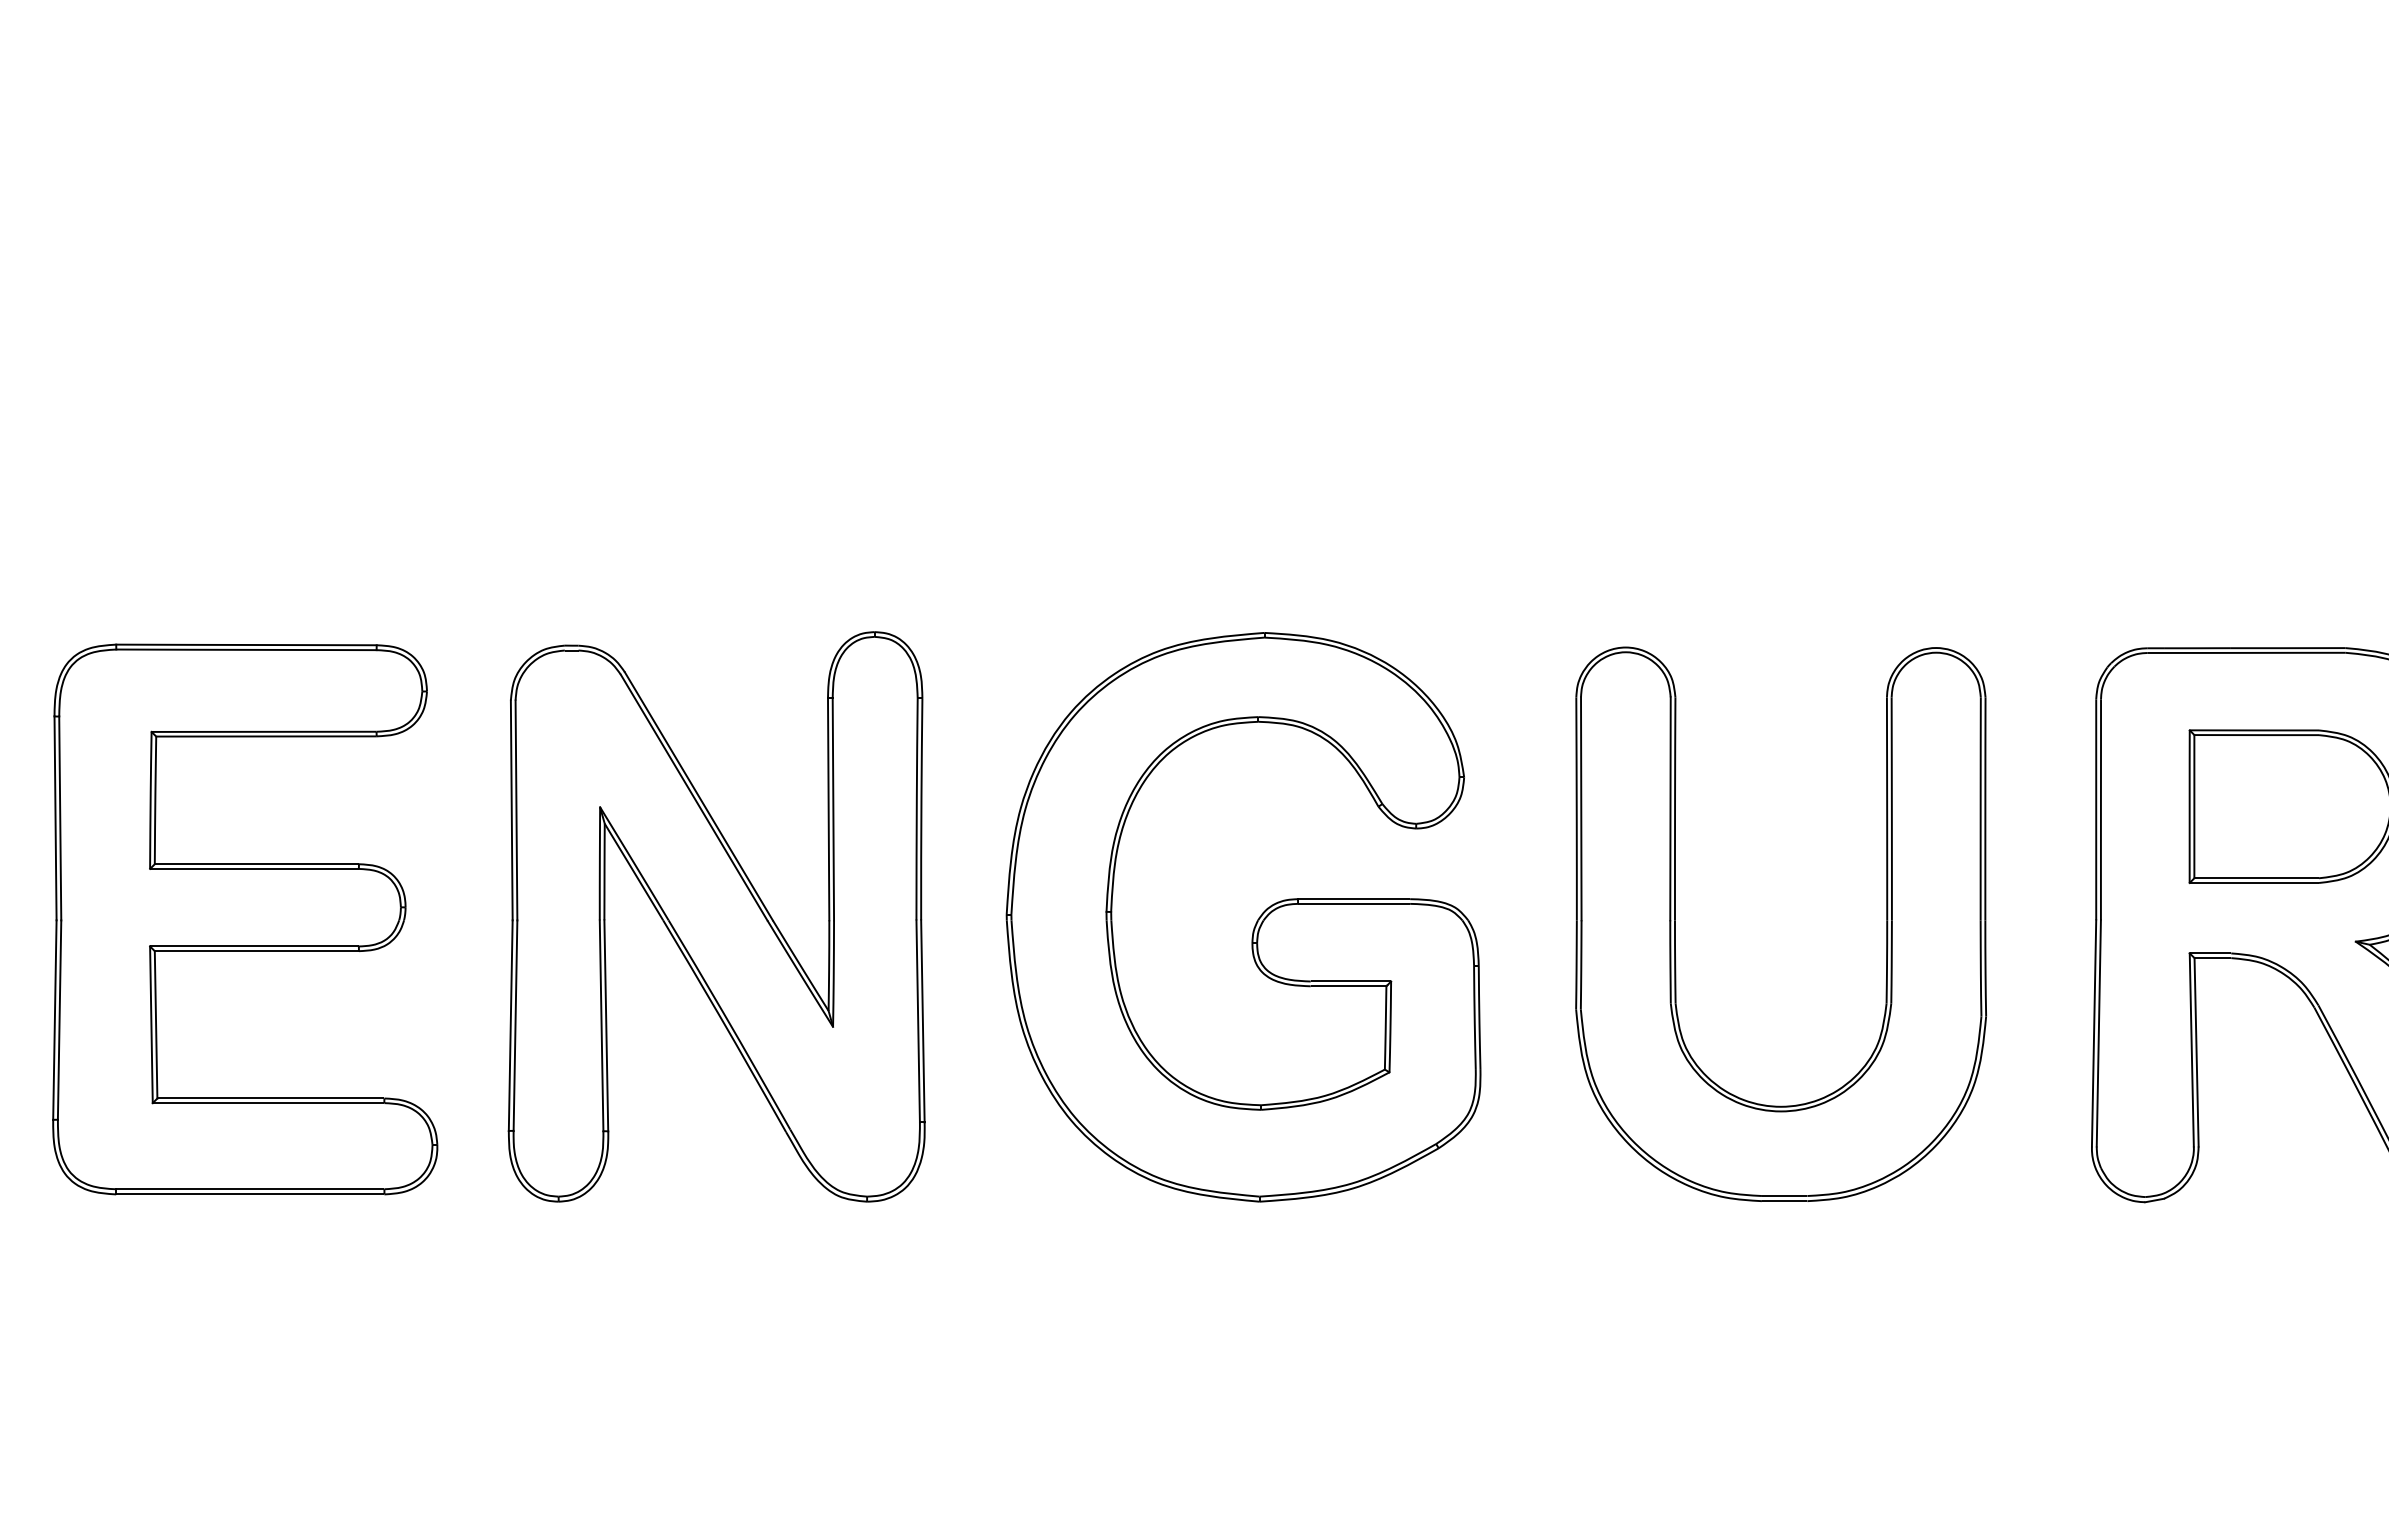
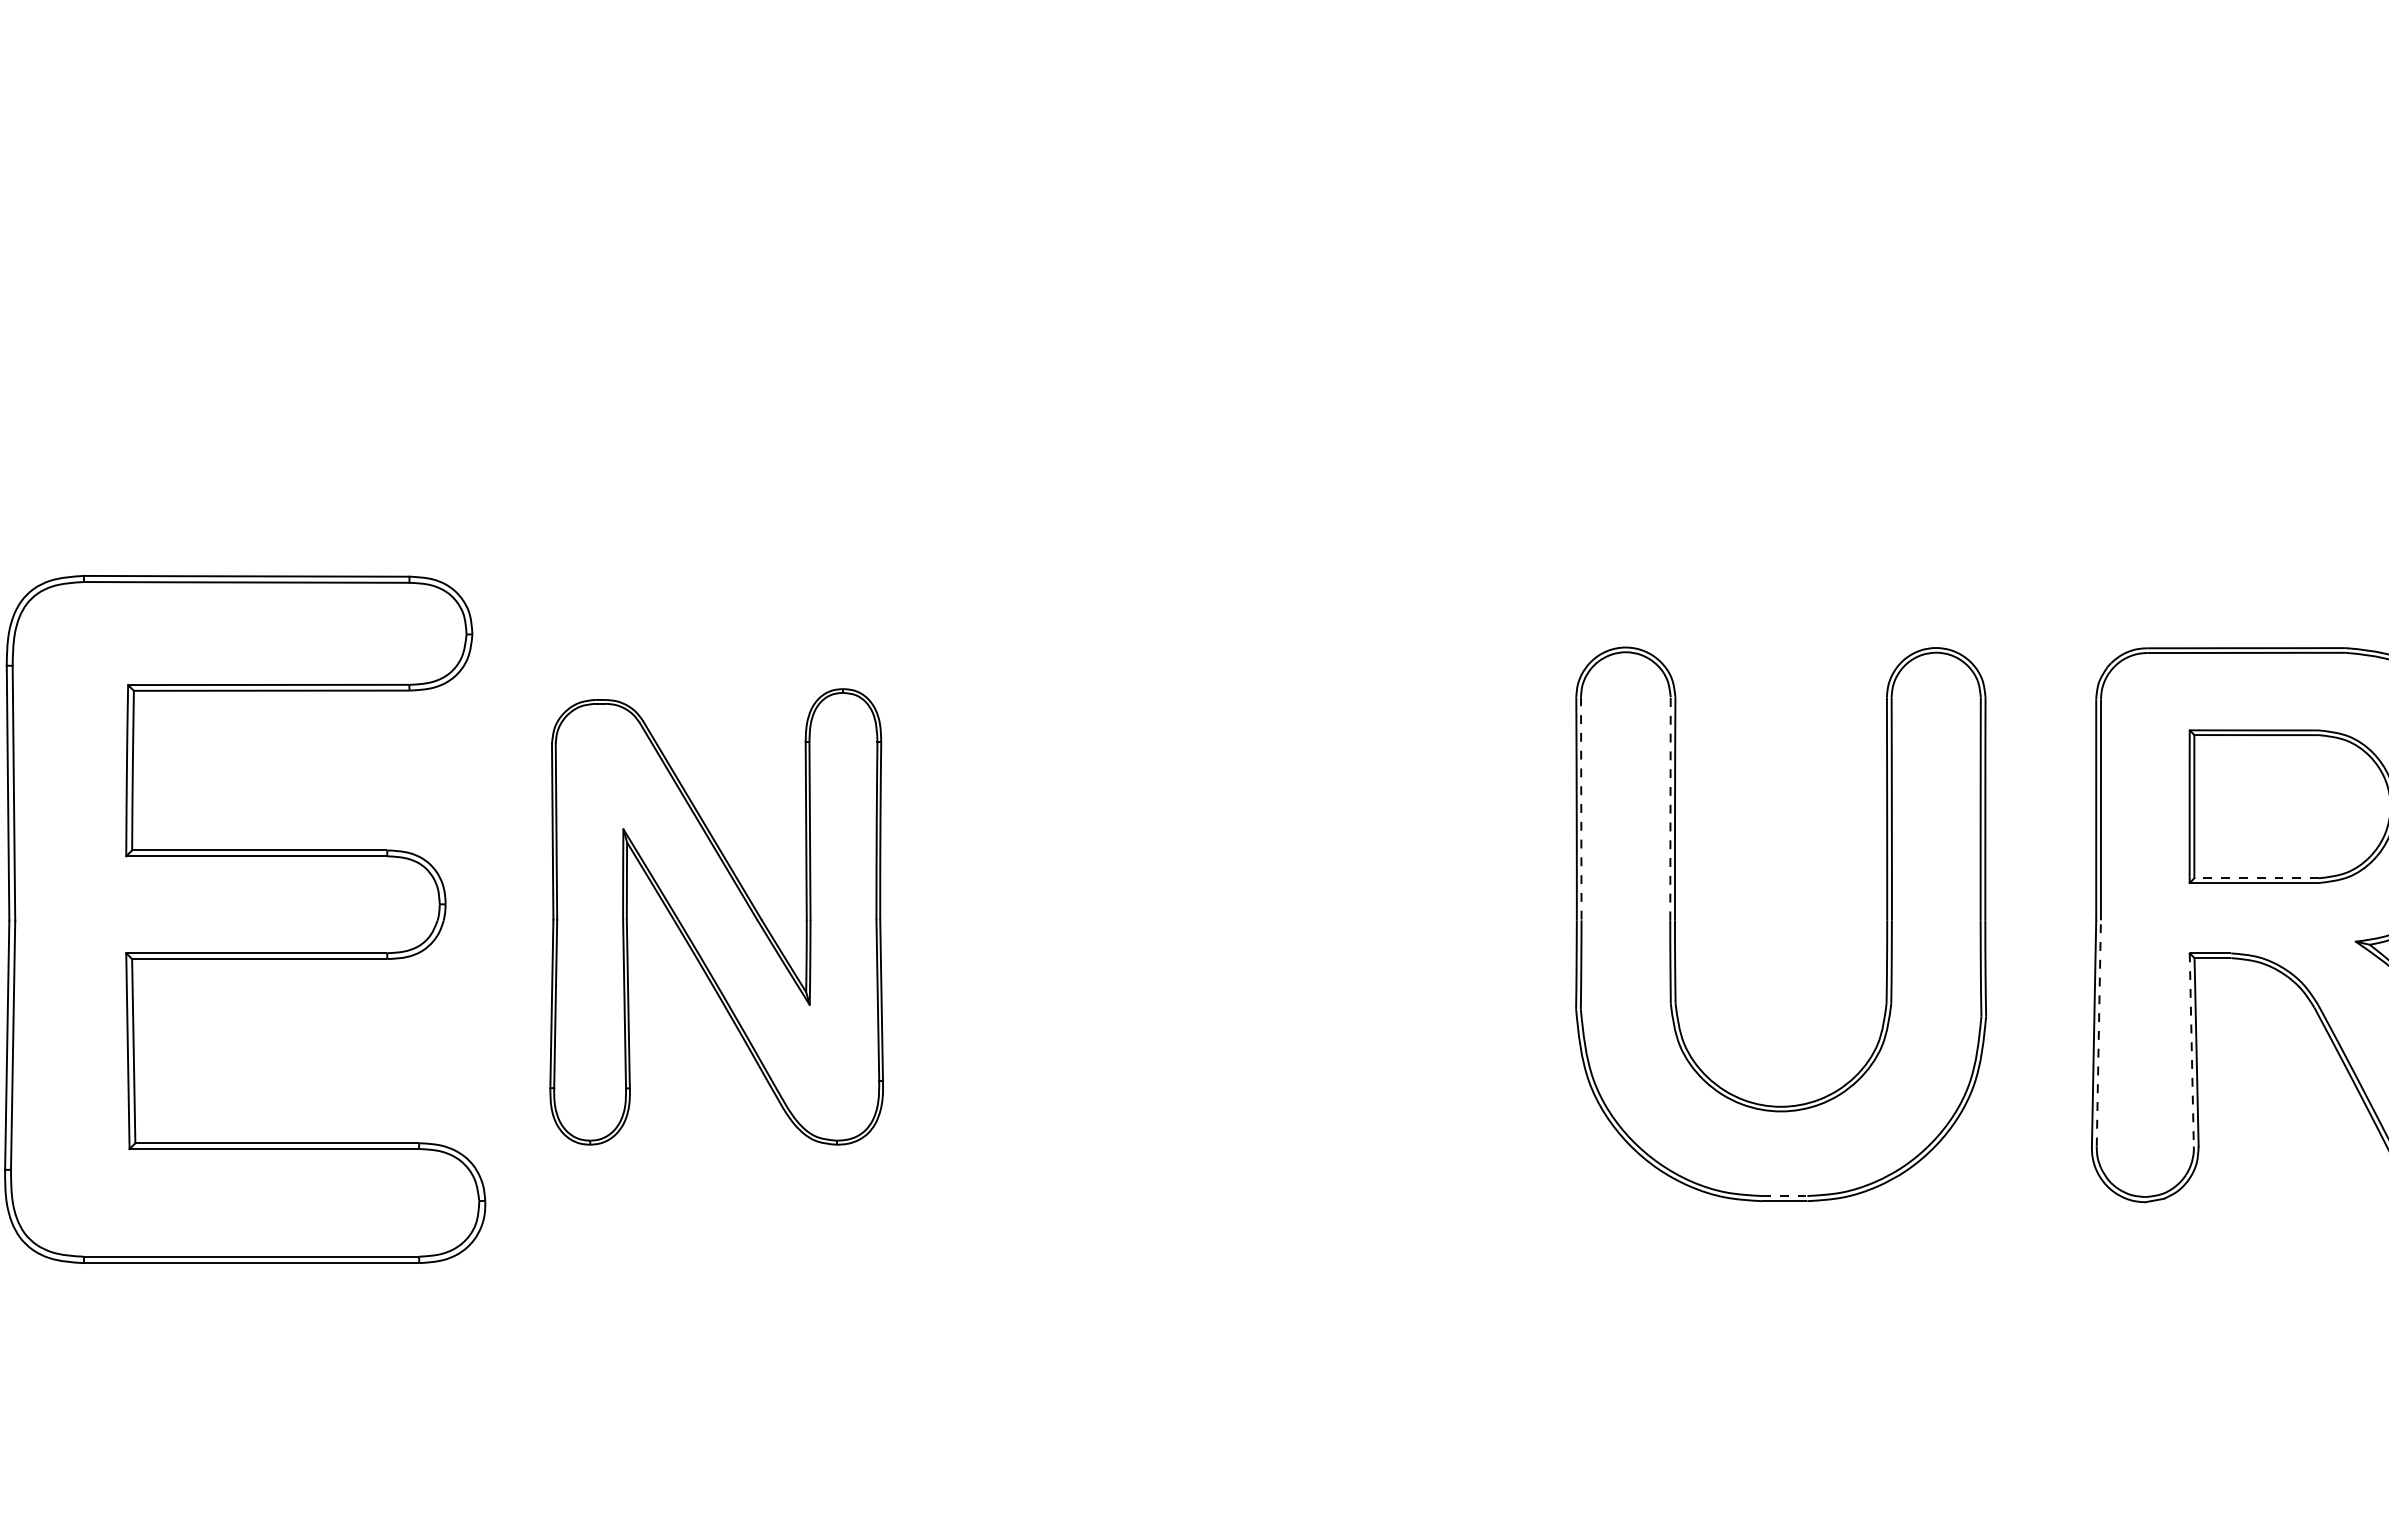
line: solid -> dashed (1670, 808)
line: solid -> dashed (1581, 809)
line: solid -> dashed (2256, 878)
part size: 419x572 px -> 335x458 px (716, 916)
part size: 387x553 px -> 483x689 px (245, 919)
part: present -> none (1255, 923)
line: solid -> dashed (2098, 1032)
line: solid -> dashed (2191, 1049)
line: solid -> dashed (1785, 1196)
